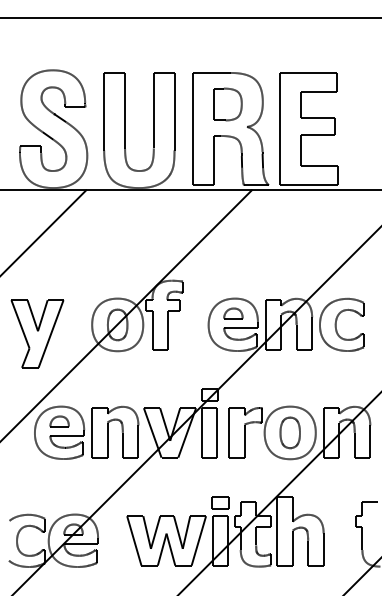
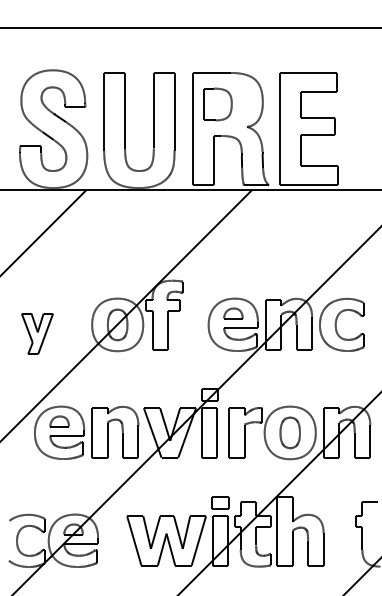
line position: (190, 17) -> (190, 27) (190, 27)
part position: (227, 104) -> (217, 104) (217, 104)
part size: 55x70 px -> 33x42 px (37, 333)
